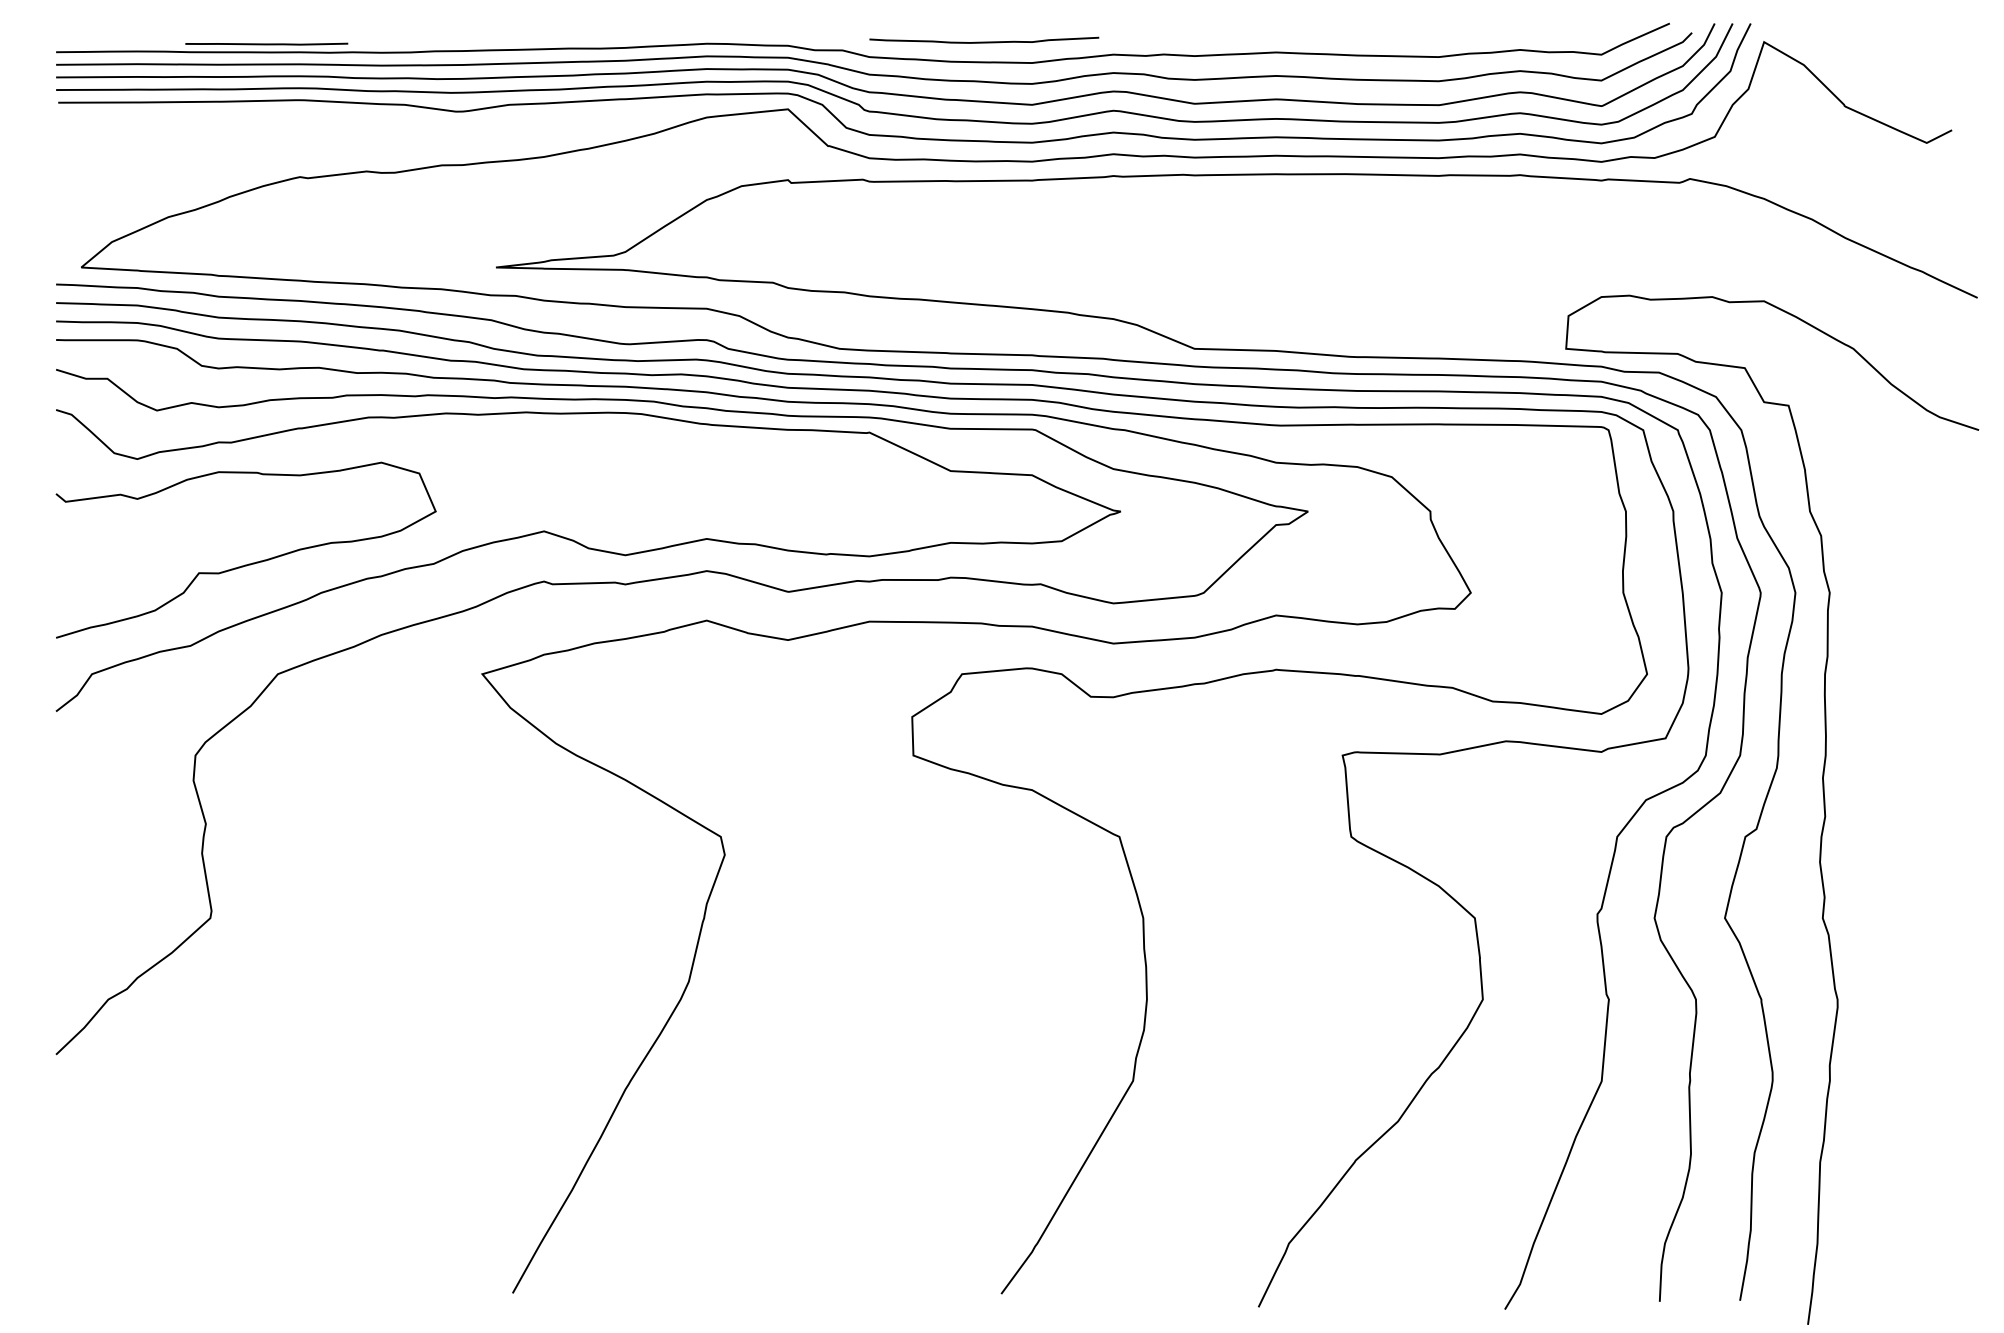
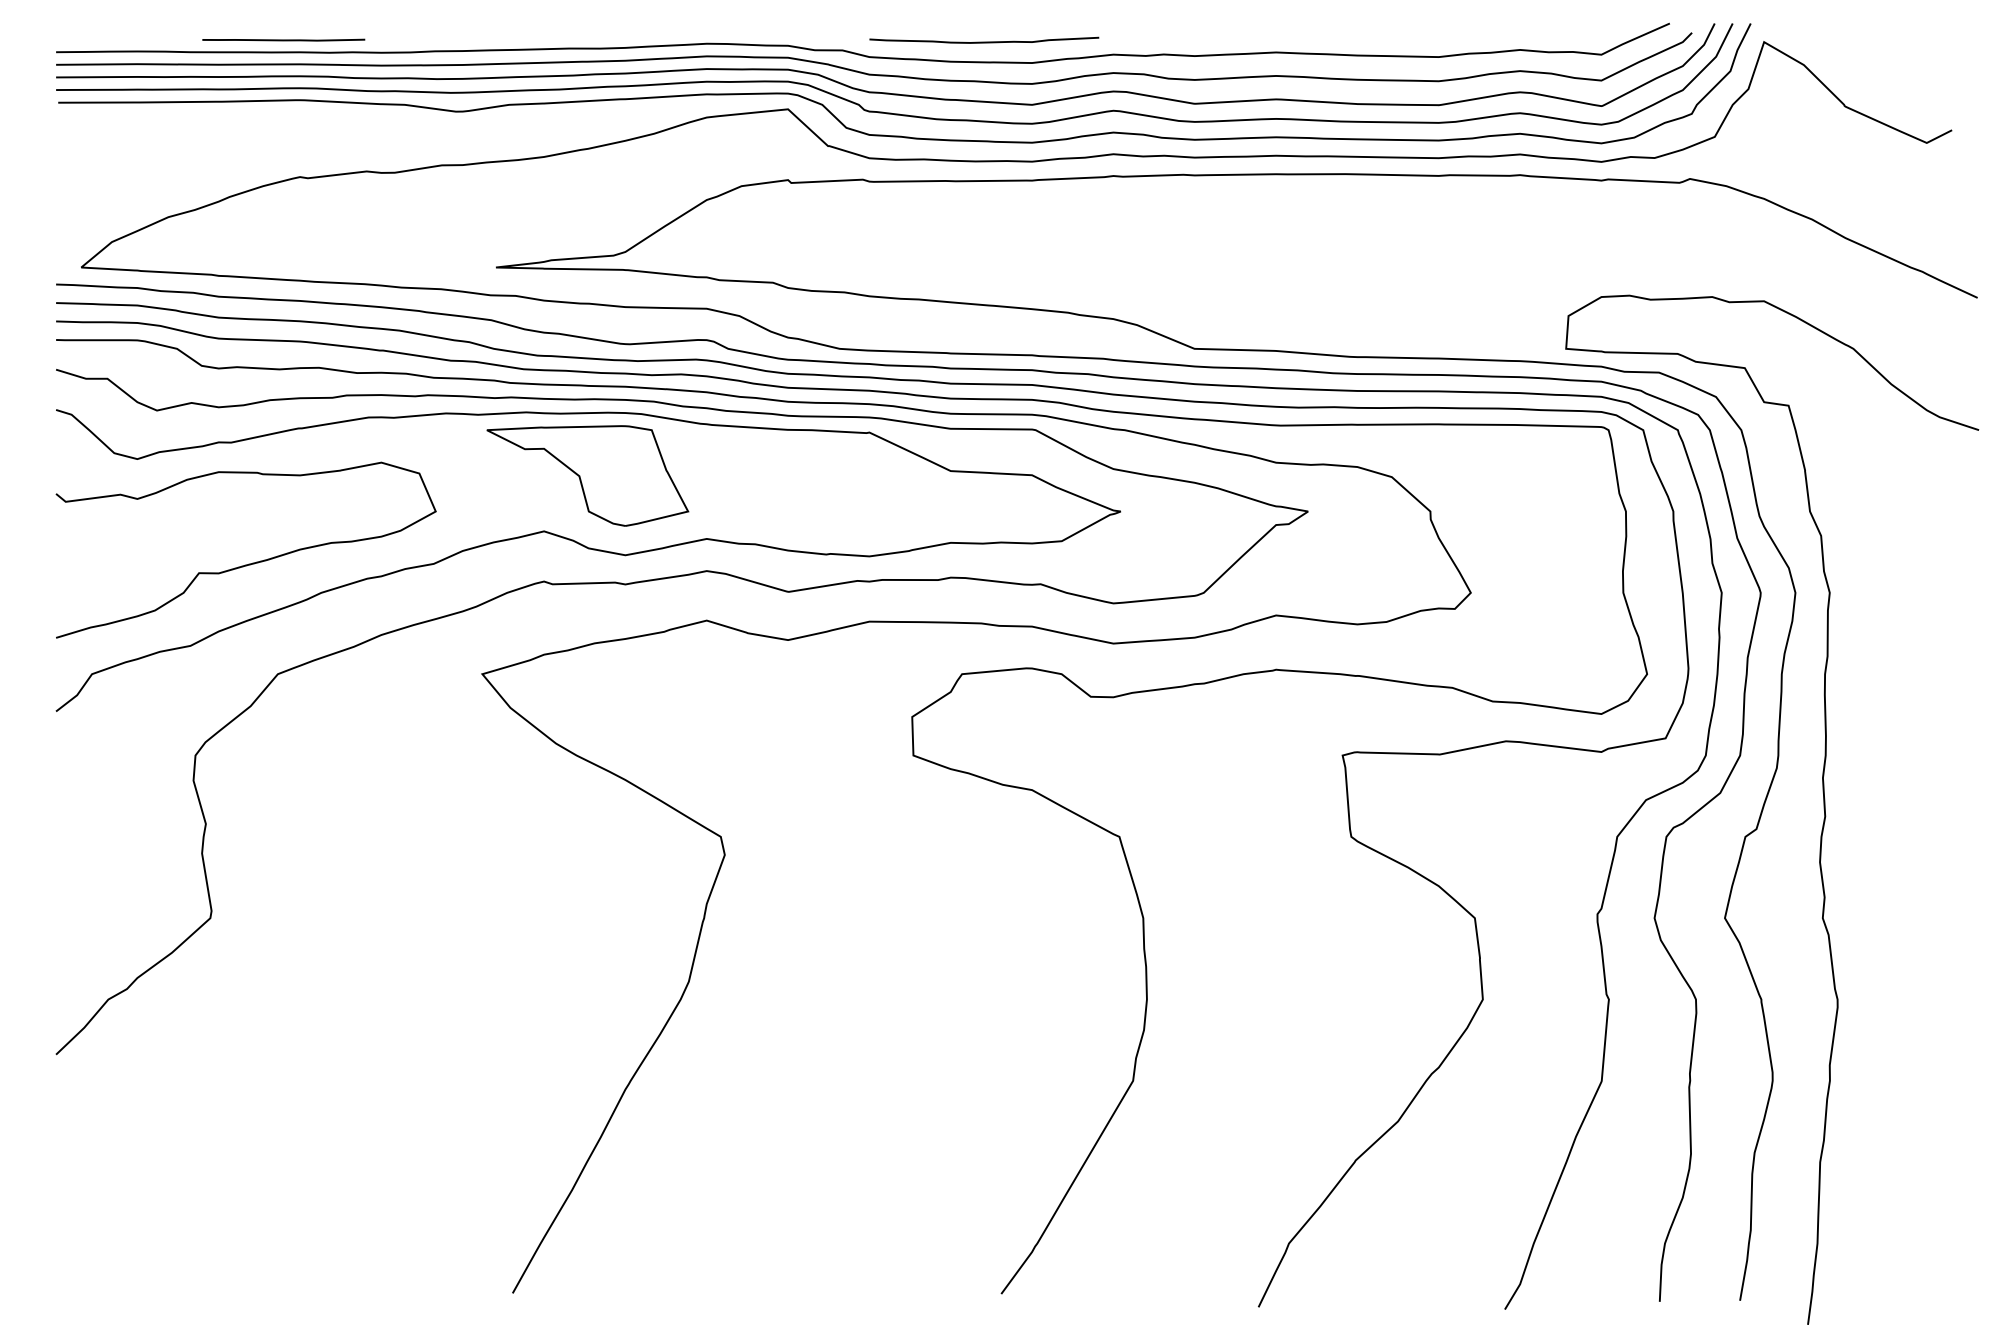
line position: (266, 43) -> (283, 39) (283, 39)
part: none -> present (587, 475)
